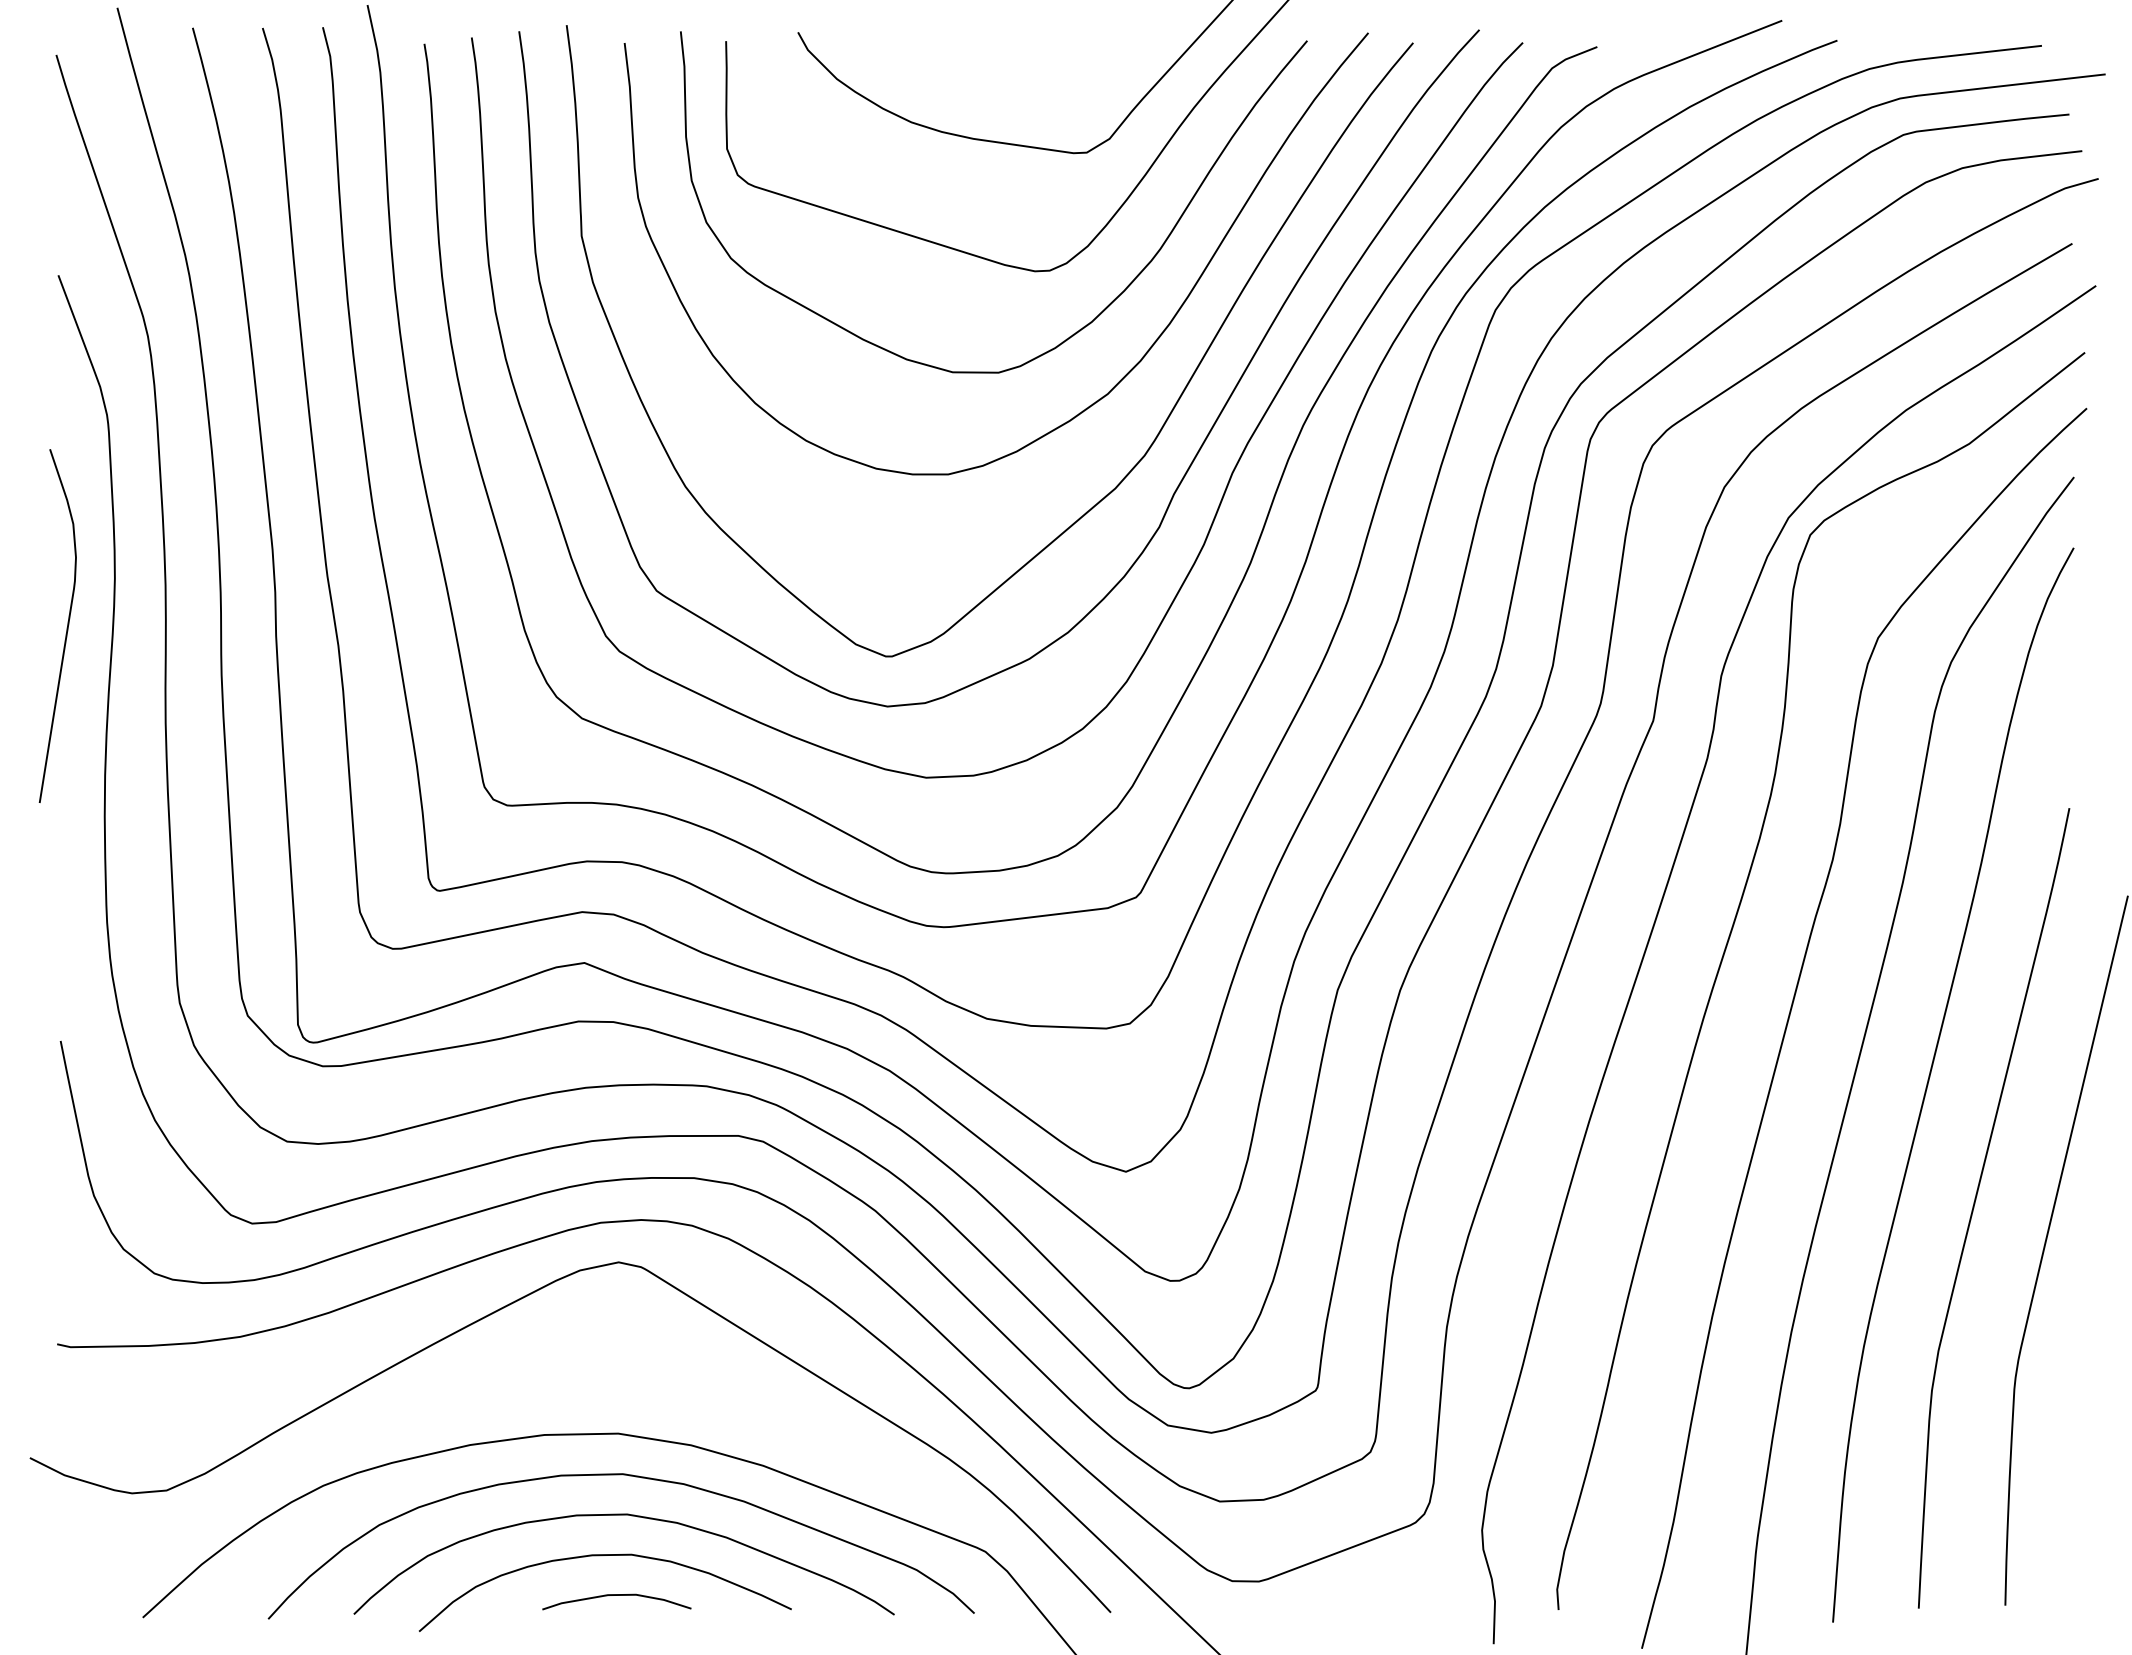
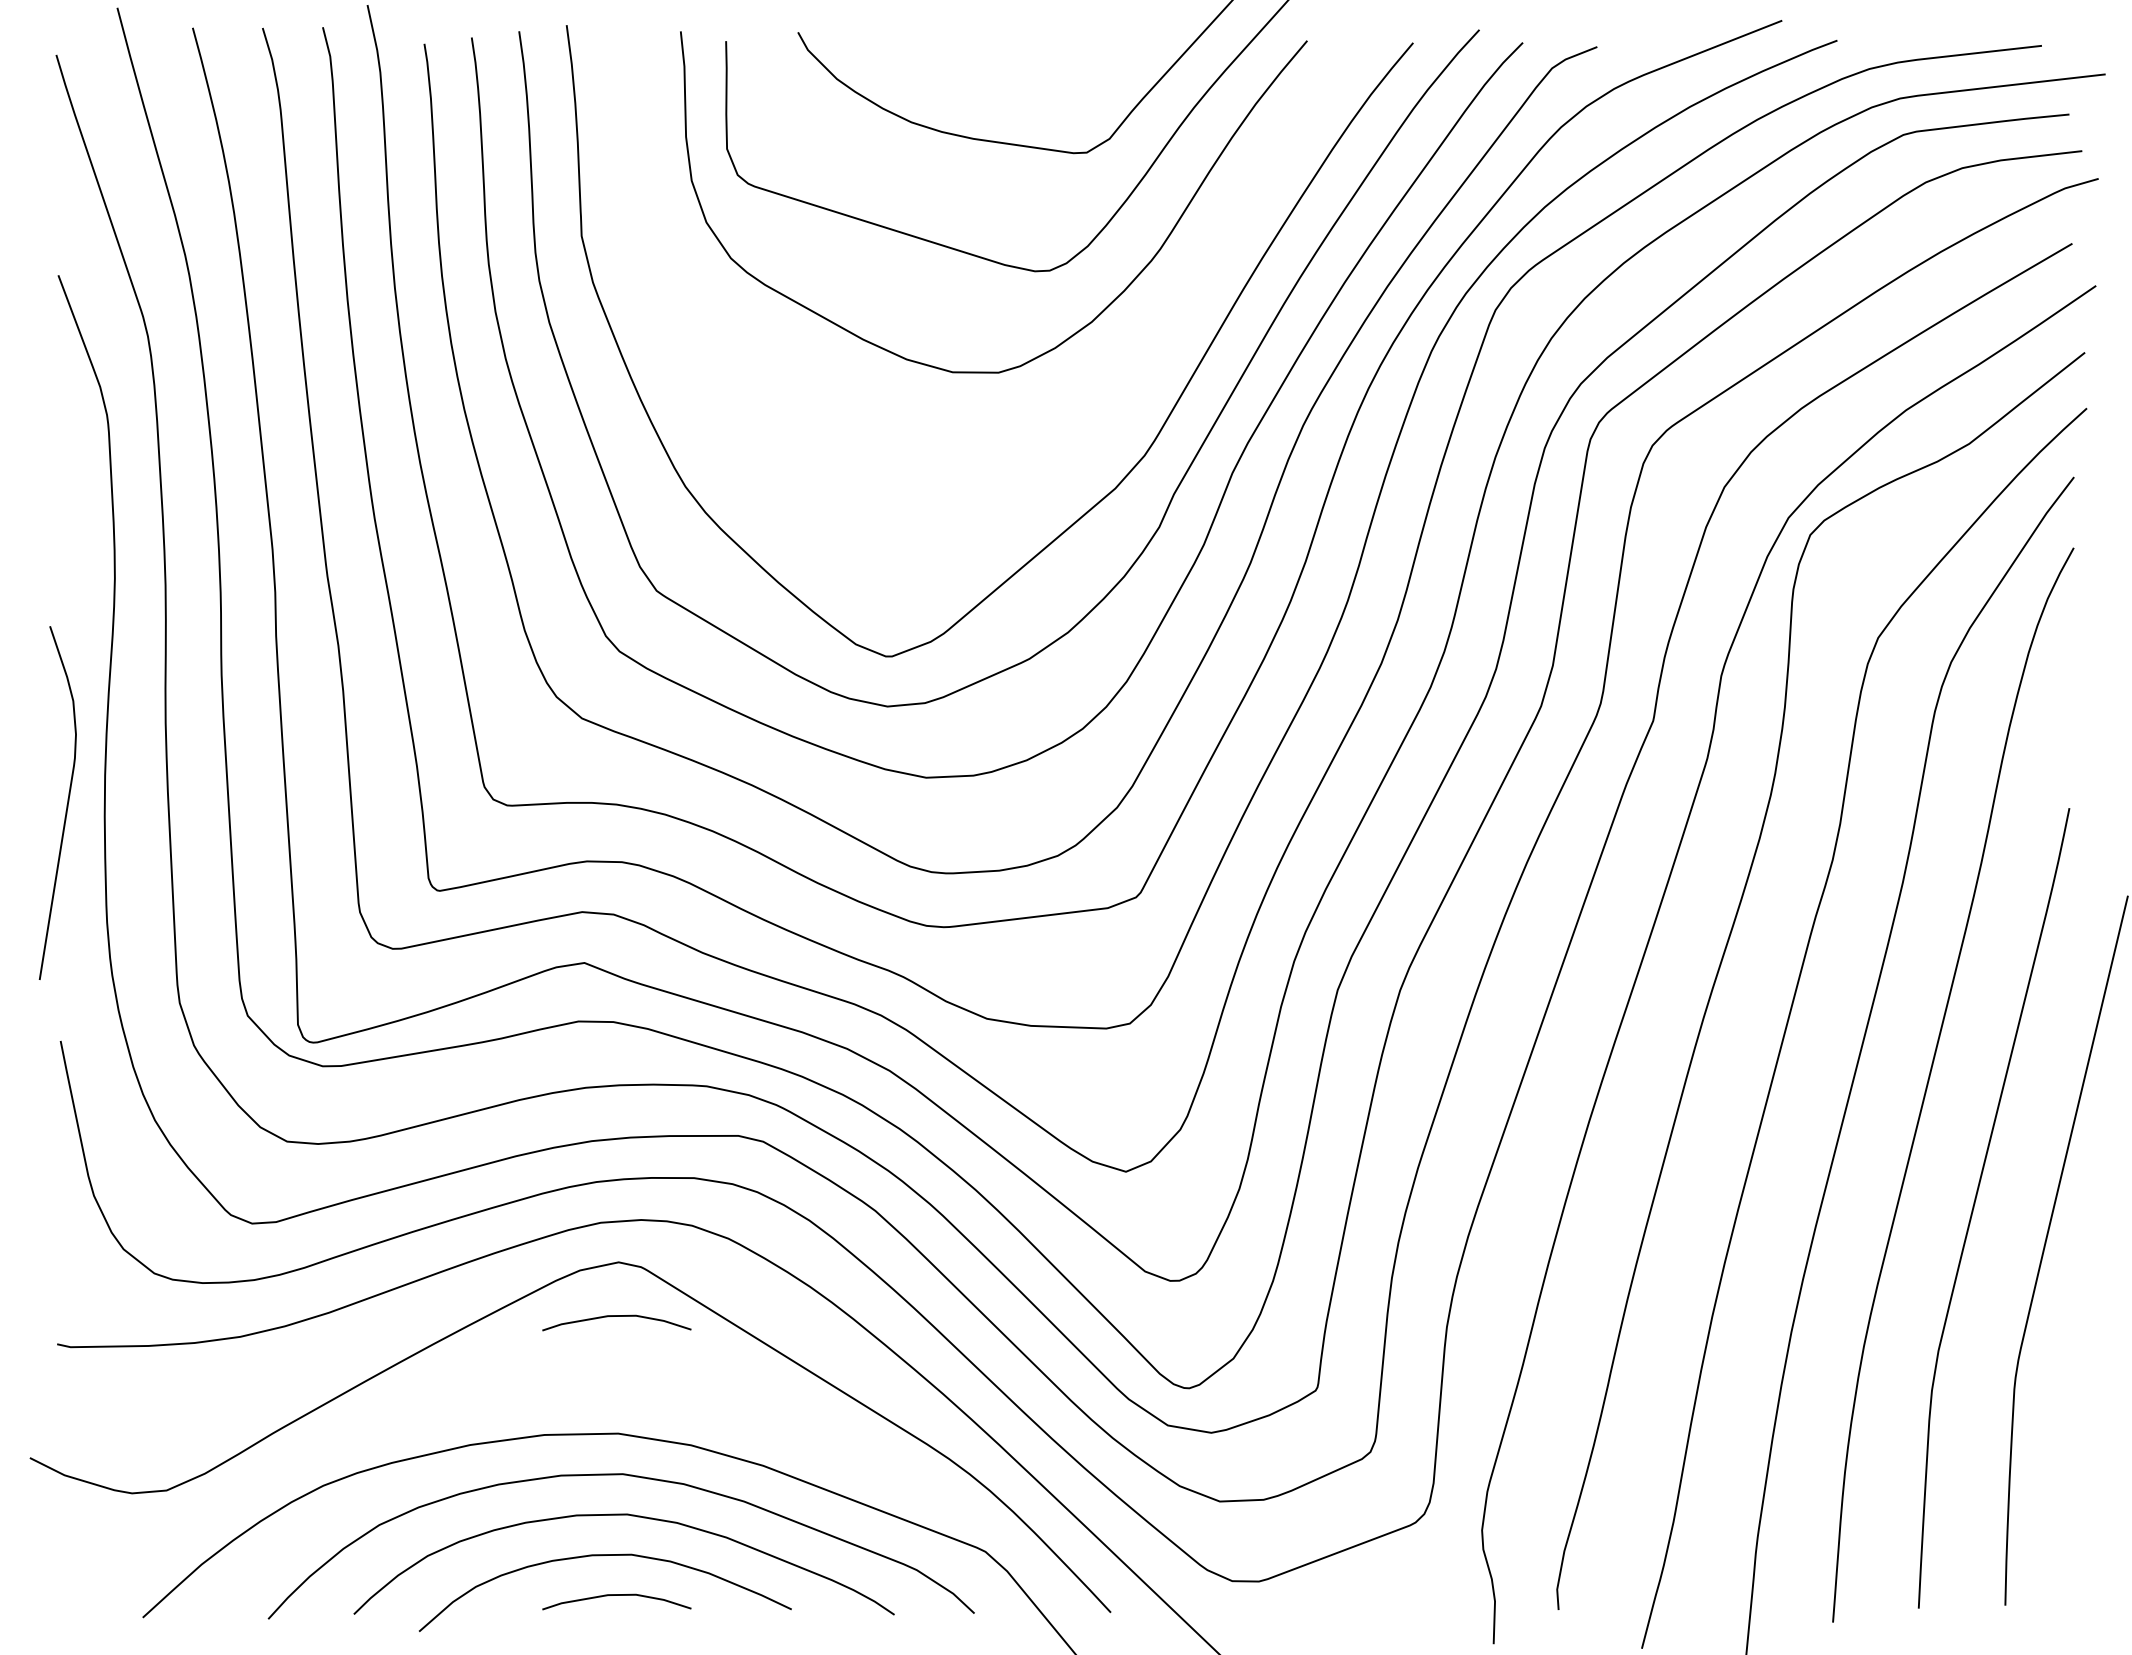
curve: present -> none (1121, 378)
curve position: (66, 627) -> (66, 804) (66, 804)
curve: none -> present (616, 1316)
